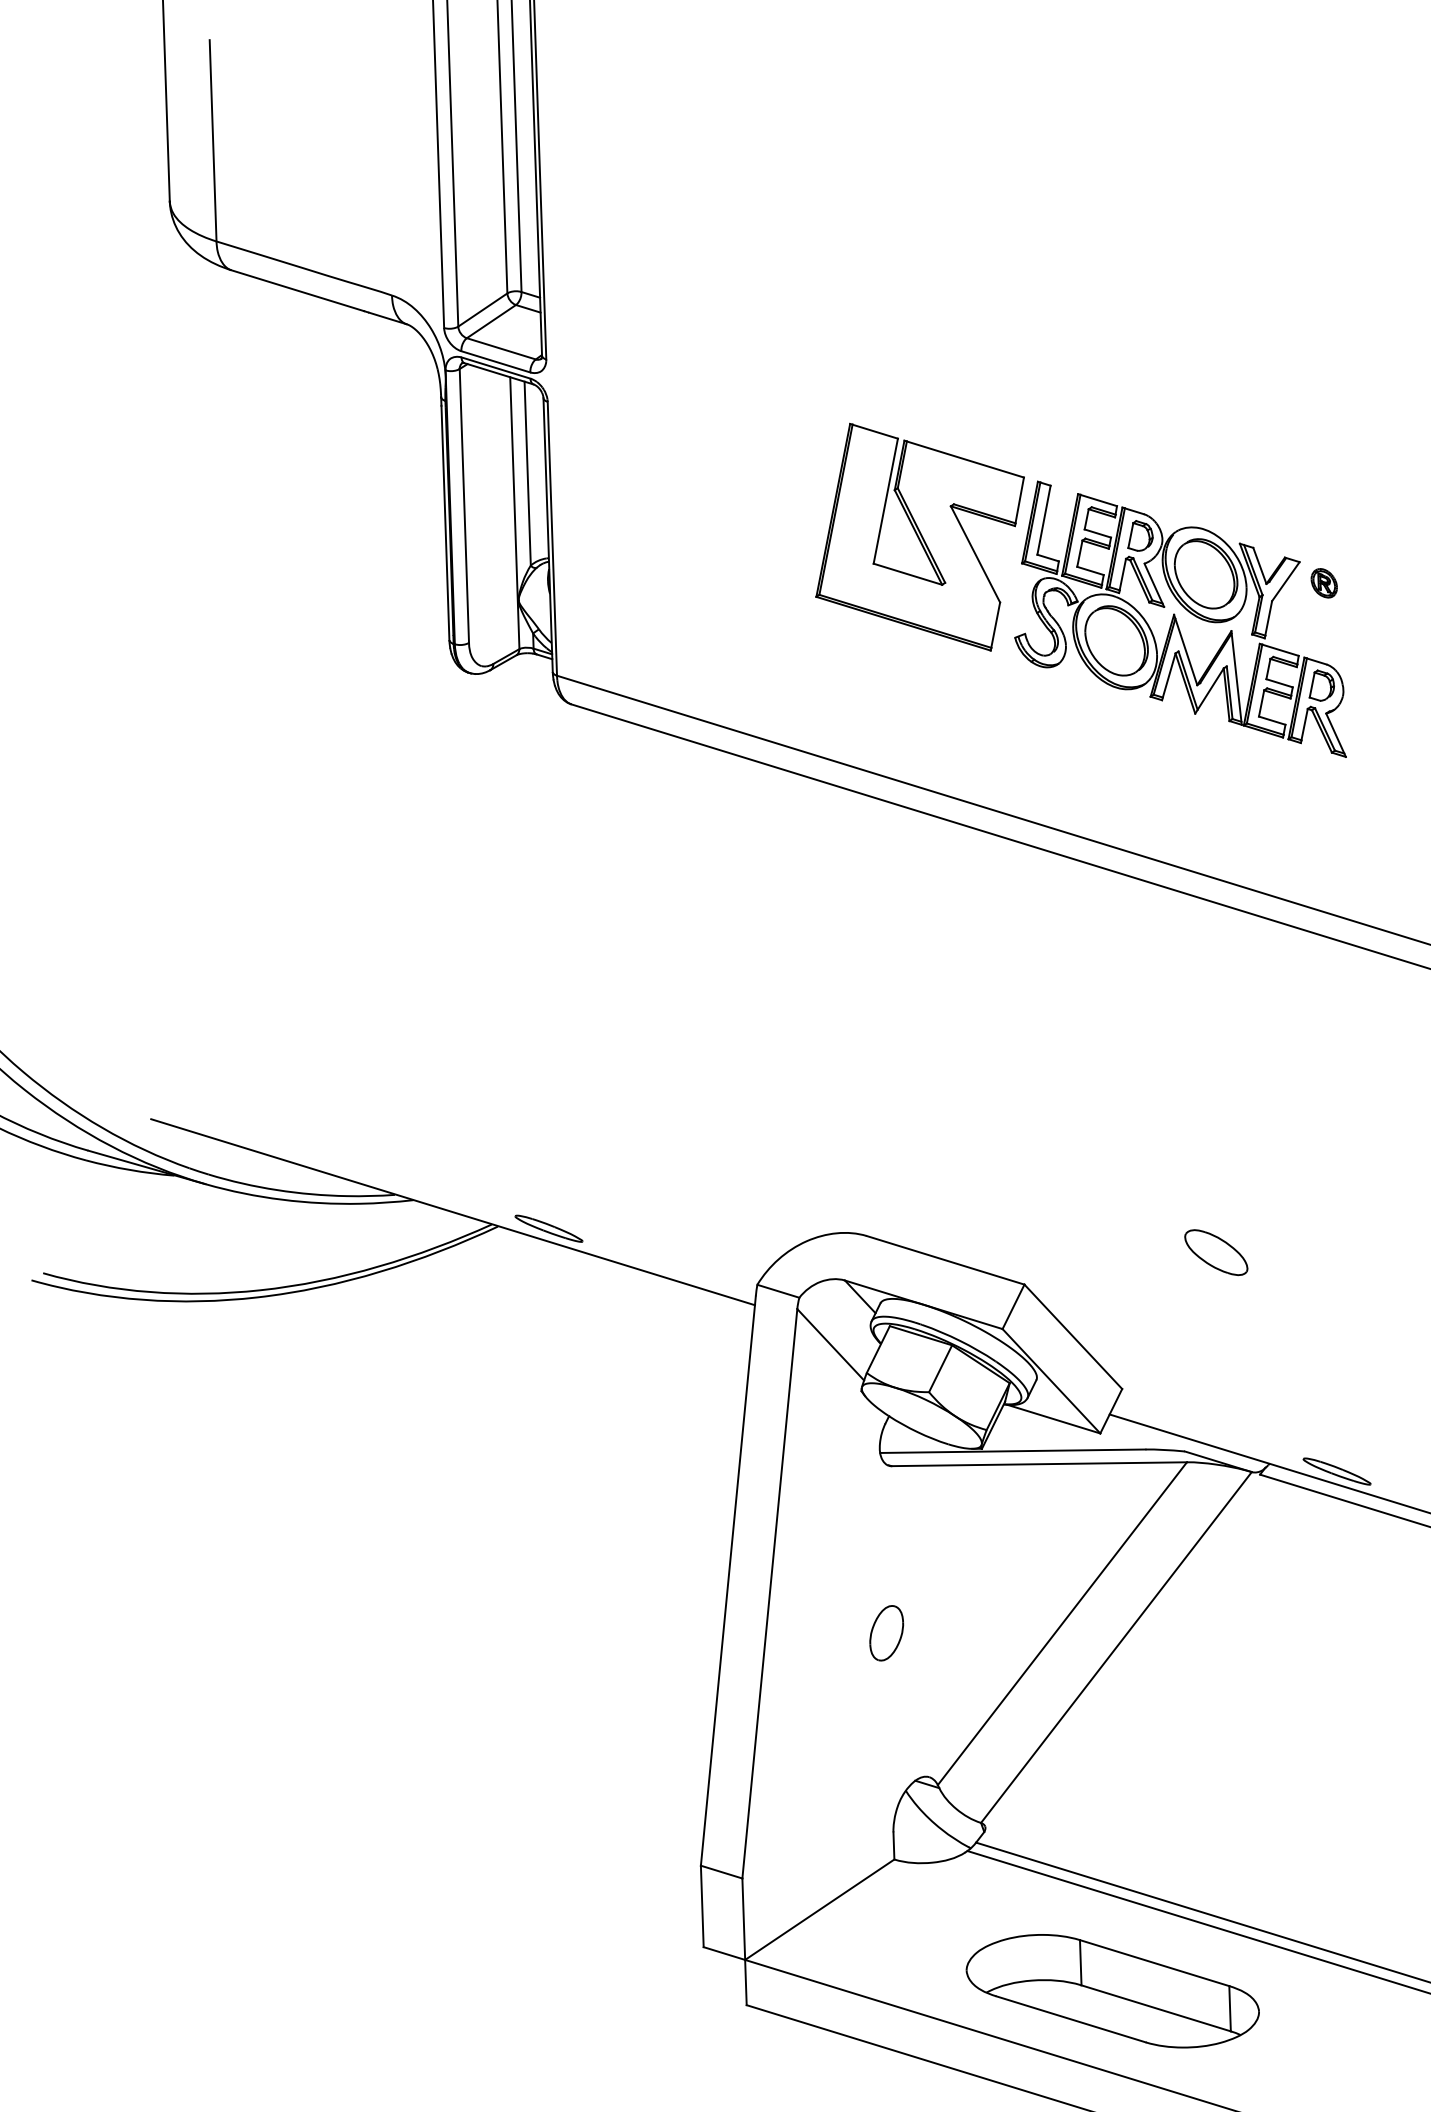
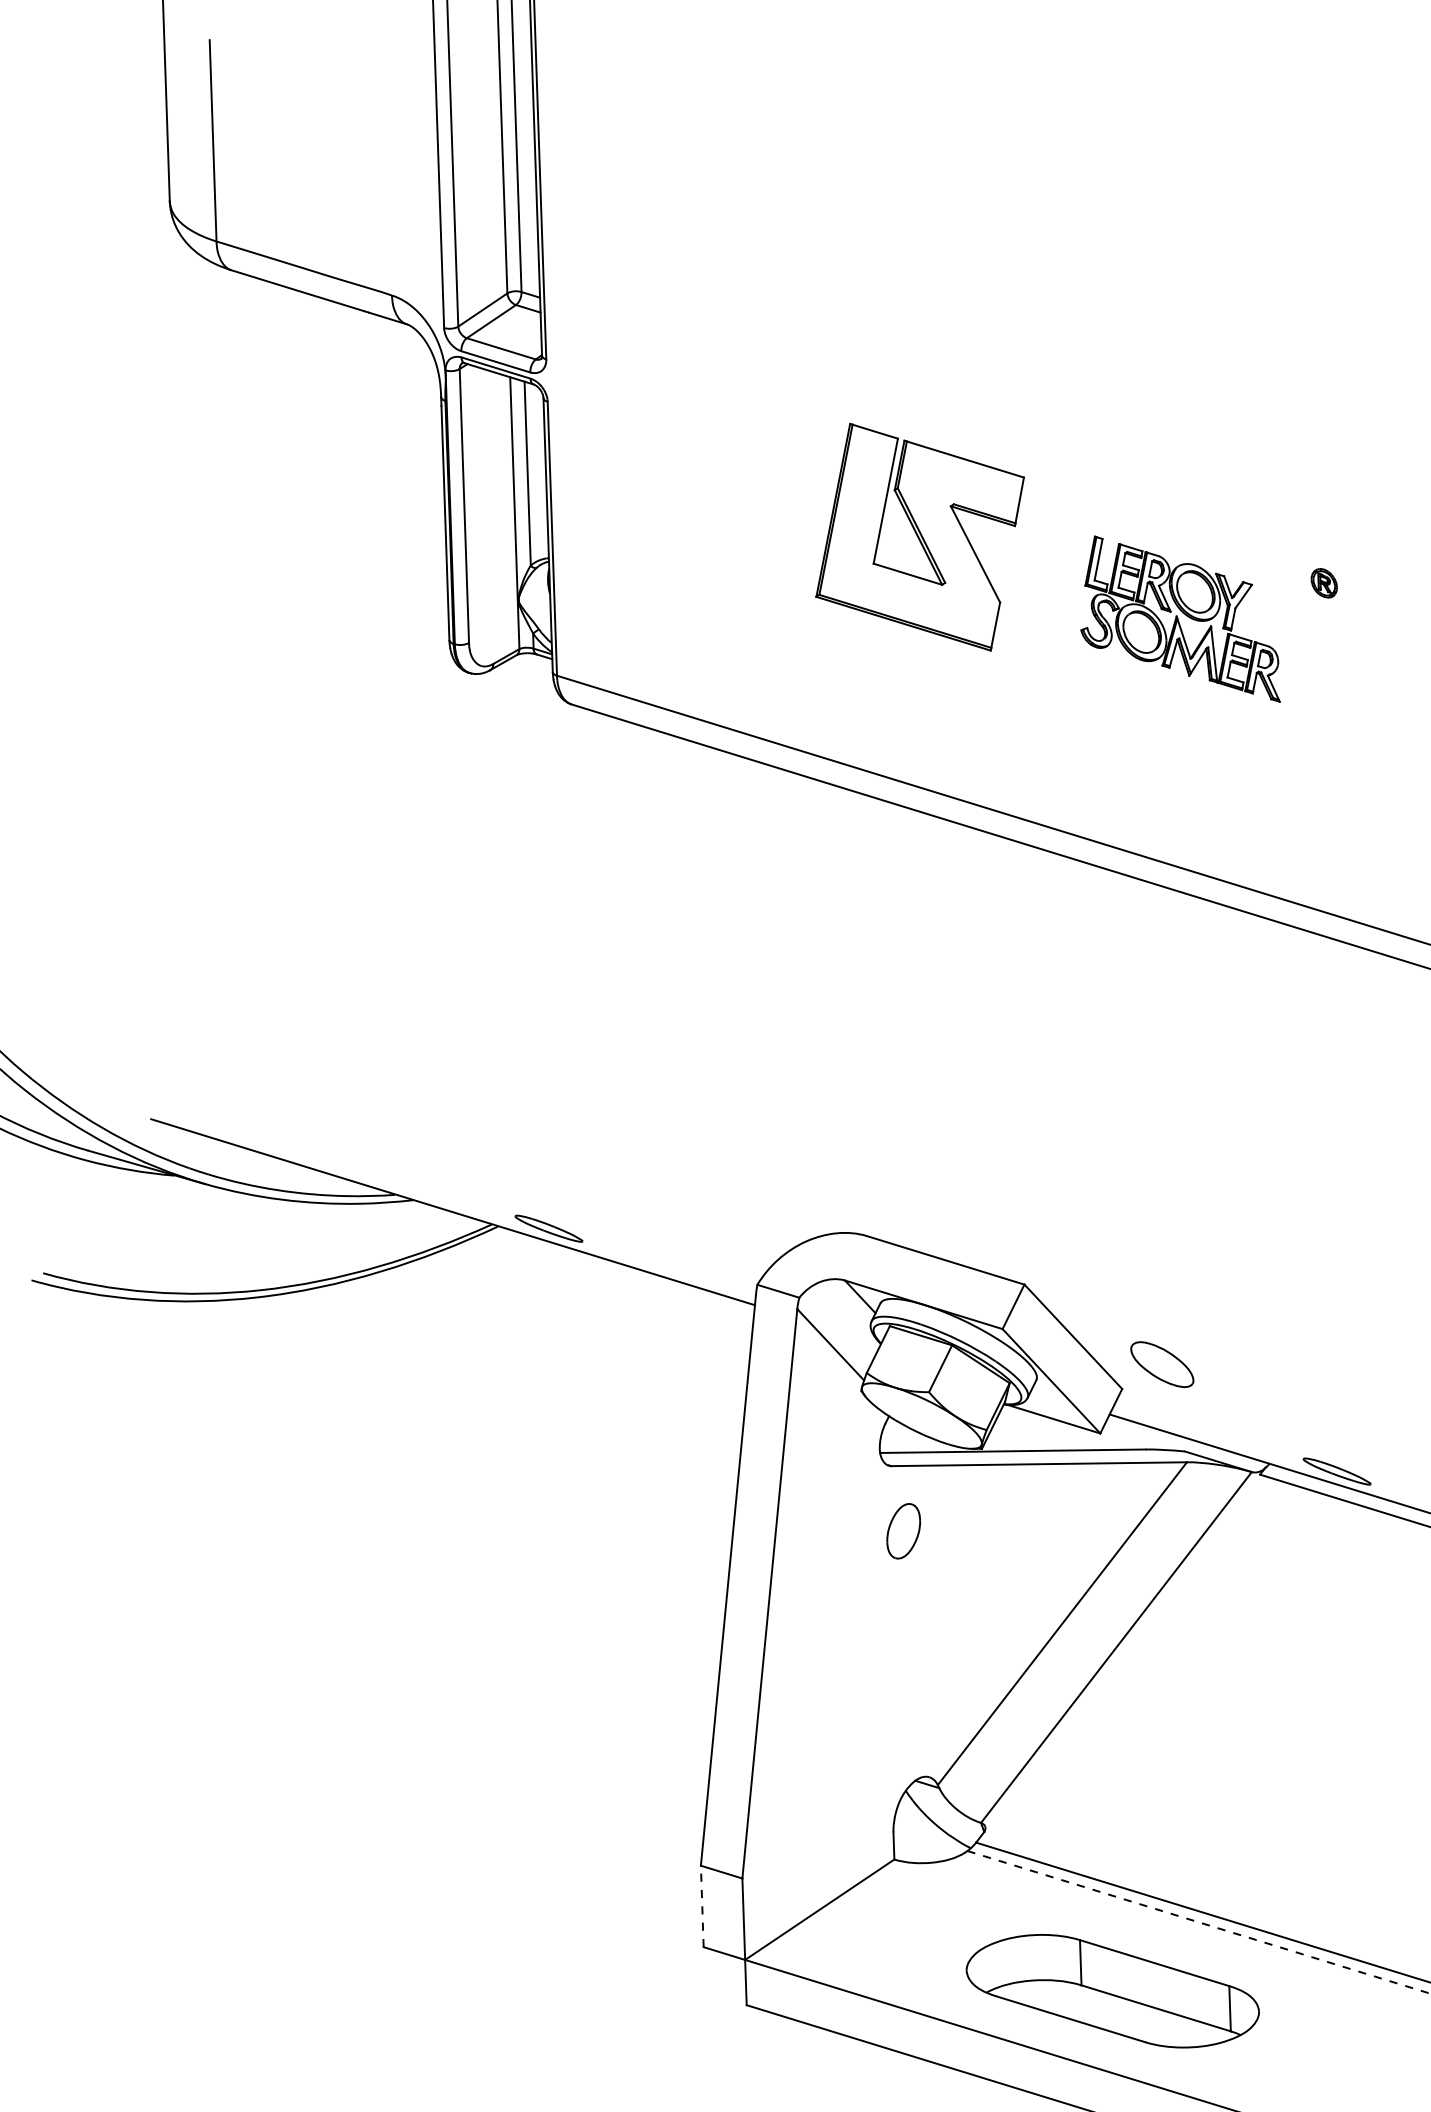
part size: 333x278 px -> 201x168 px (1180, 618)
part position: (1216, 1252) -> (1162, 1364) (1162, 1364)
part position: (886, 1633) -> (903, 1531) (903, 1531)
line: solid -> dashed (702, 1906)
line: solid -> dashed (1199, 1922)
